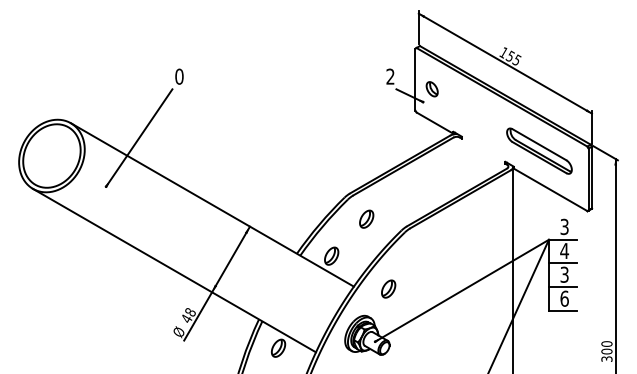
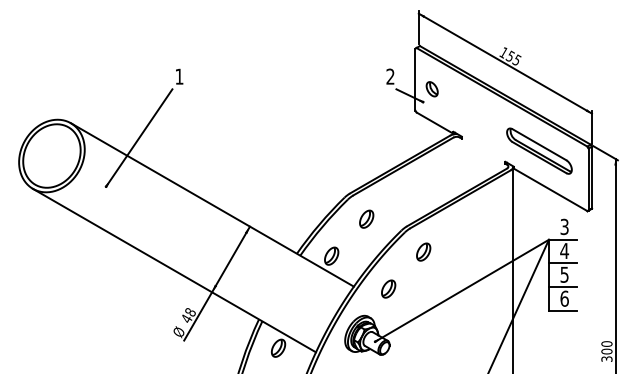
text: 0 -> 1 (179, 76)
part: none -> present (423, 251)
text: 3 -> 5 (564, 274)
